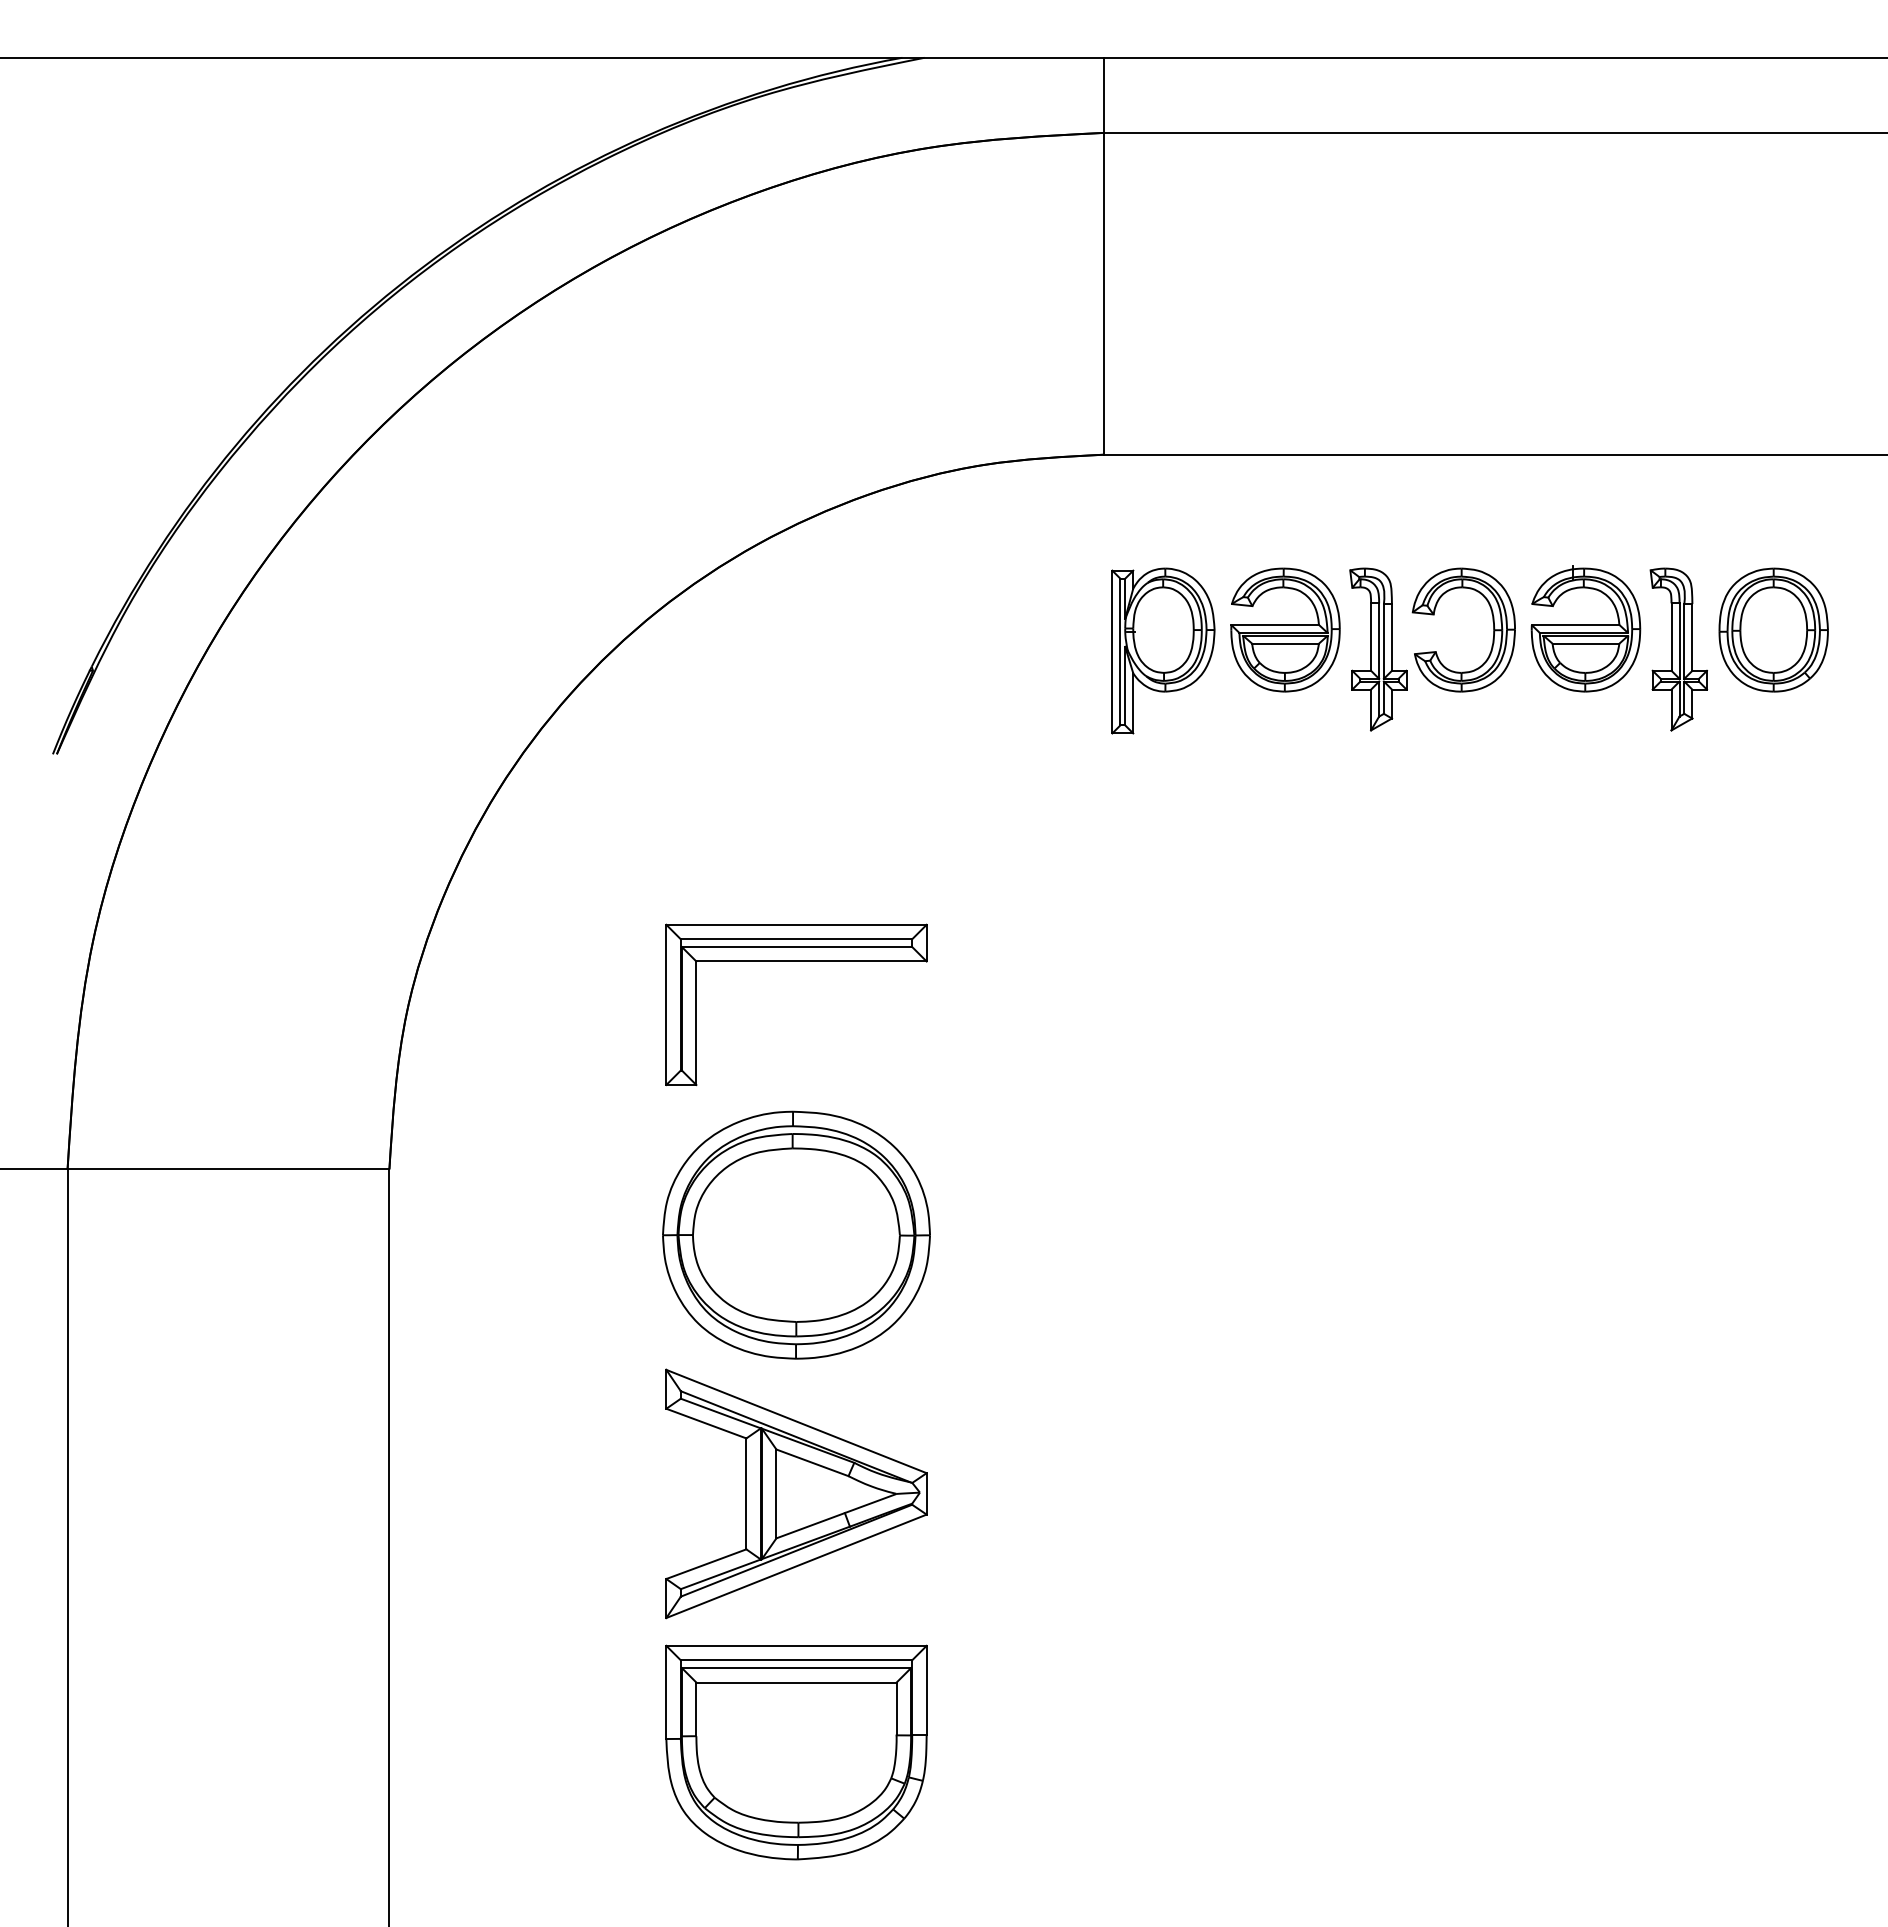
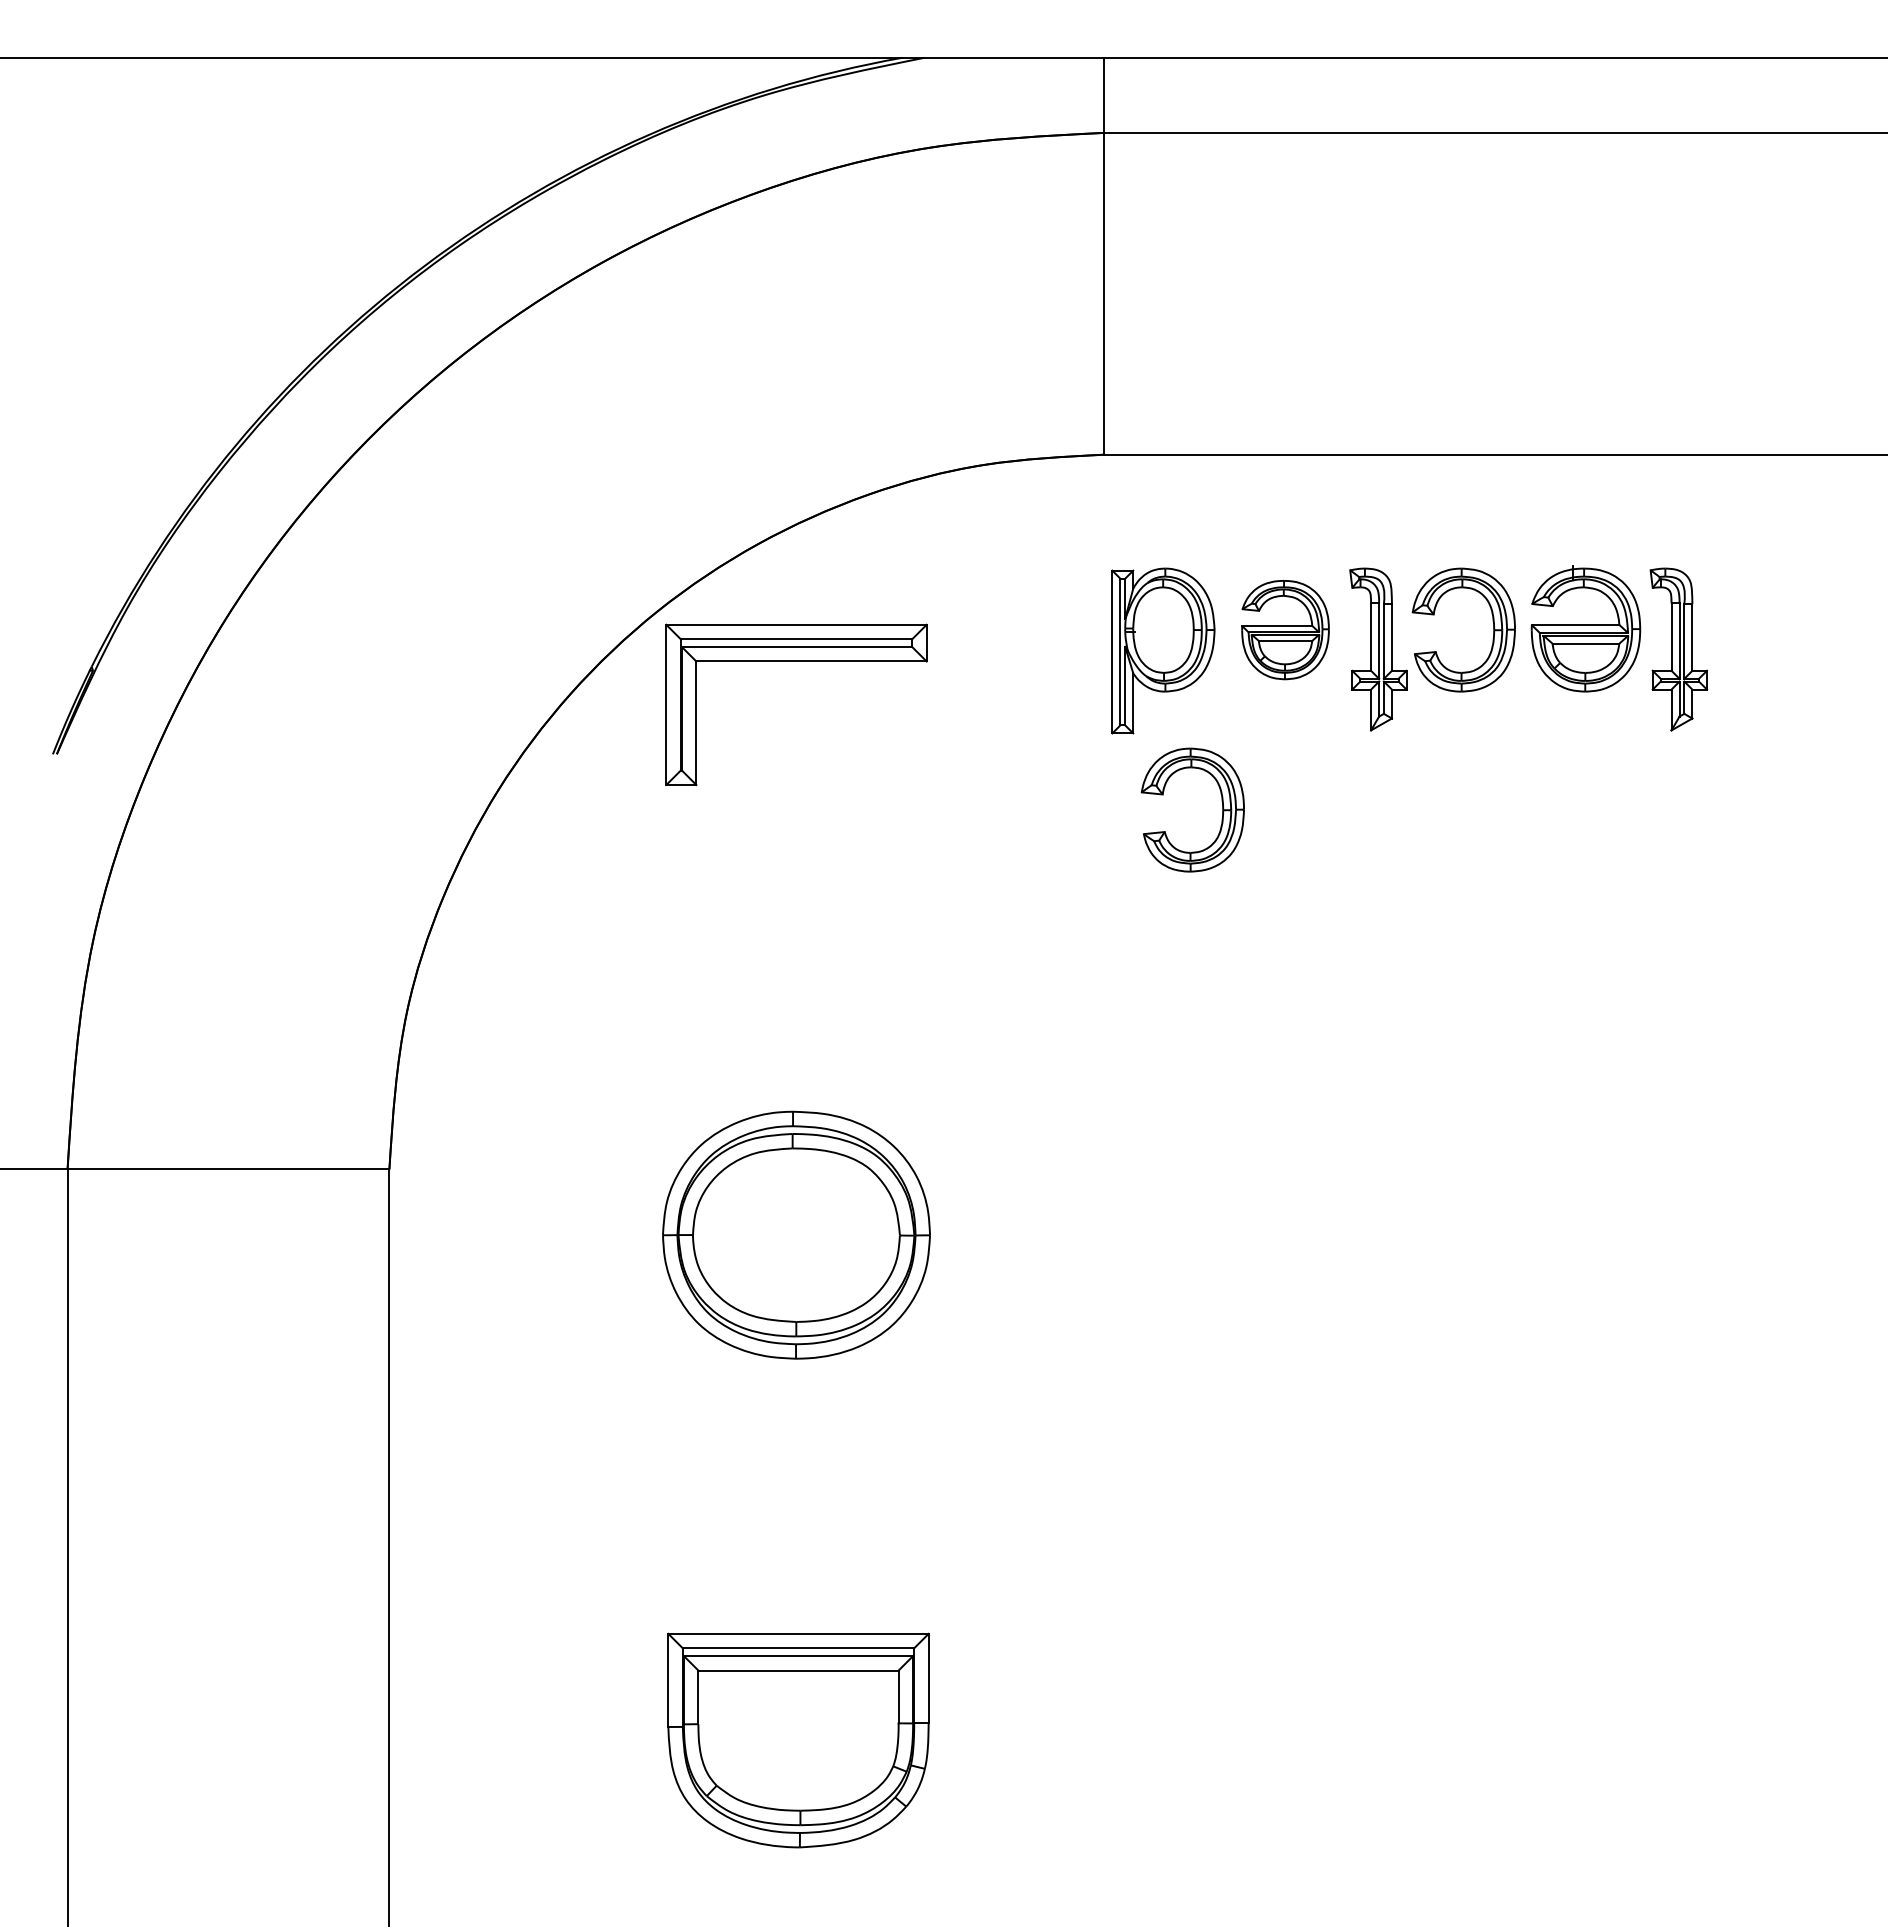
part size: 111x126 px -> 89x101 px (1285, 630)
part: present -> none (1773, 629)
part: none -> present (1222, 809)
part position: (796, 961) -> (796, 661) (796, 661)
part: present -> none (796, 1493)
part position: (796, 1752) -> (798, 1740) (798, 1740)
